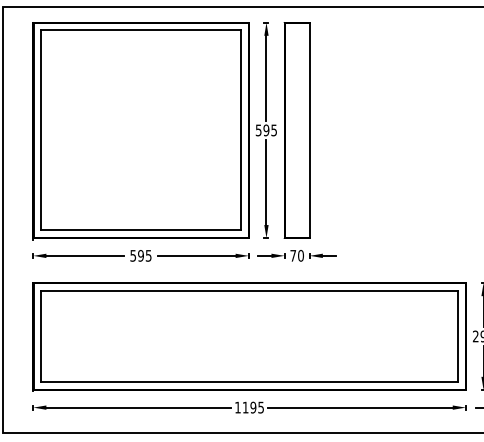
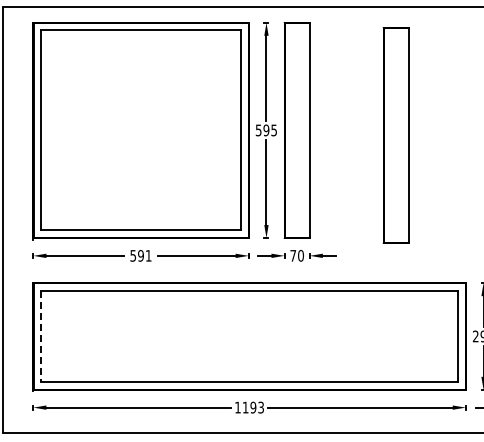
part: none -> present (395, 135)
text: 595 -> 591 (148, 255)
line: solid -> dashed (40, 336)
text: 1195 -> 1193 (260, 406)
